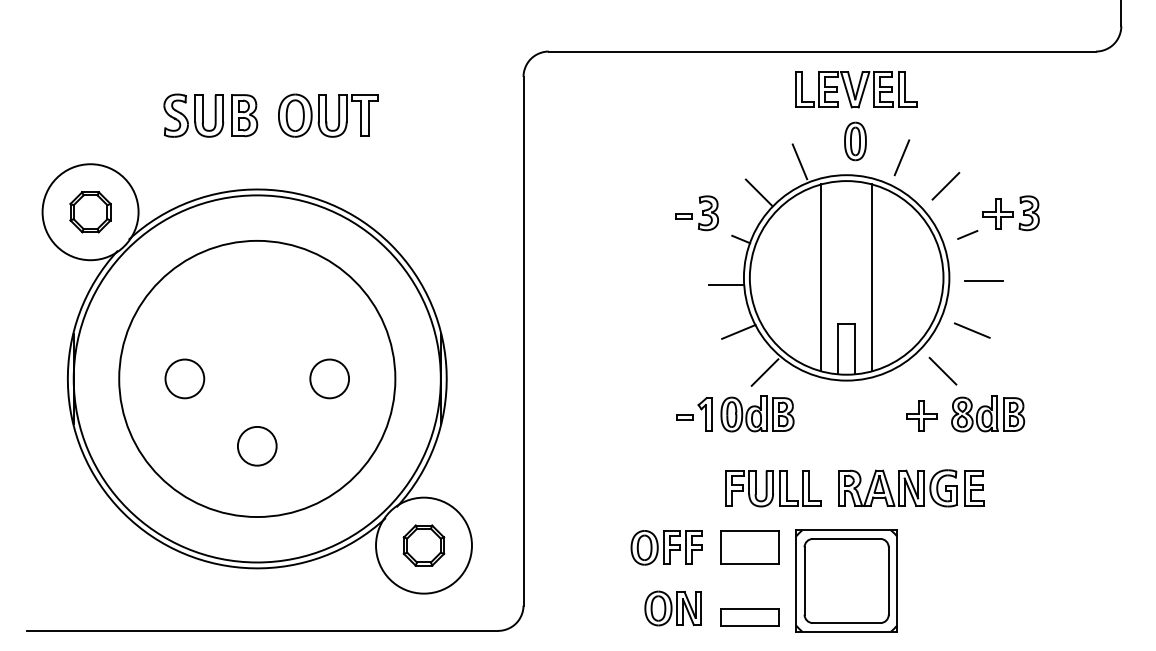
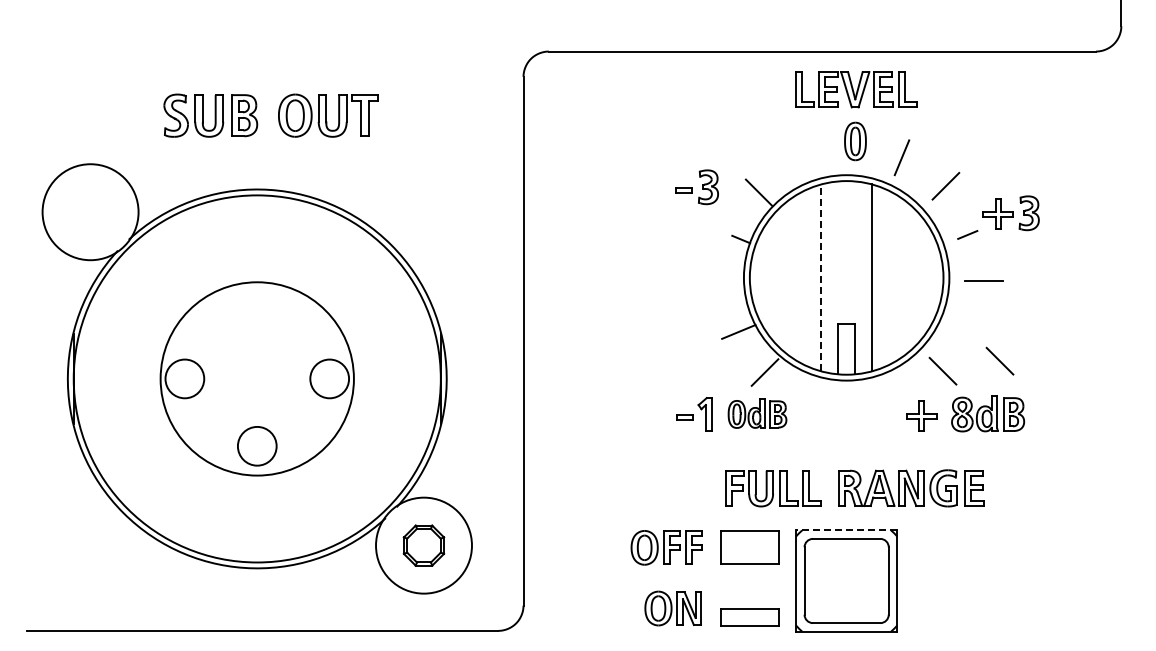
line: present -> none (799, 161)
part: present -> none (90, 212)
part position: (696, 213) -> (696, 187) (696, 187)
line: solid -> dashed (821, 277)
line: present -> none (725, 284)
line: present -> none (971, 330)
line: none -> present (999, 360)
circle diameter: 276 px -> 193 px (256, 378)
part size: 75x38 px -> 61x31 px (757, 413)
line: solid -> dashed (846, 530)
